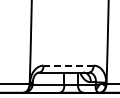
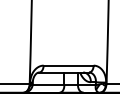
line: dashed -> solid (68, 65)
